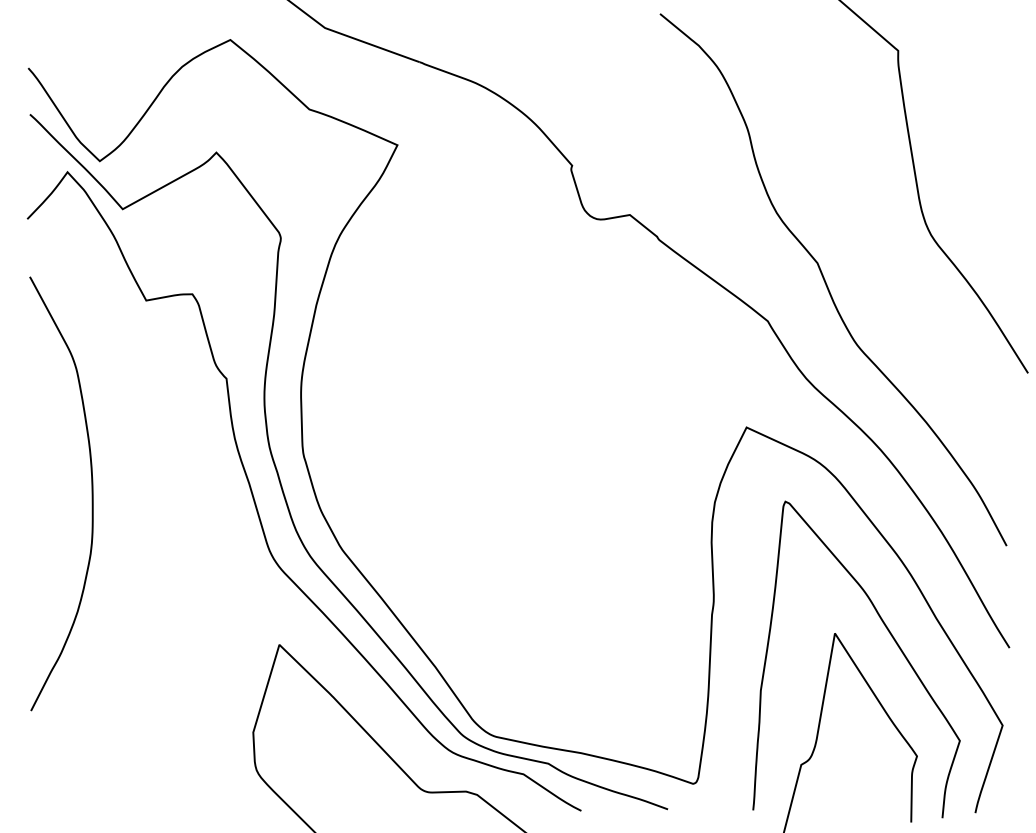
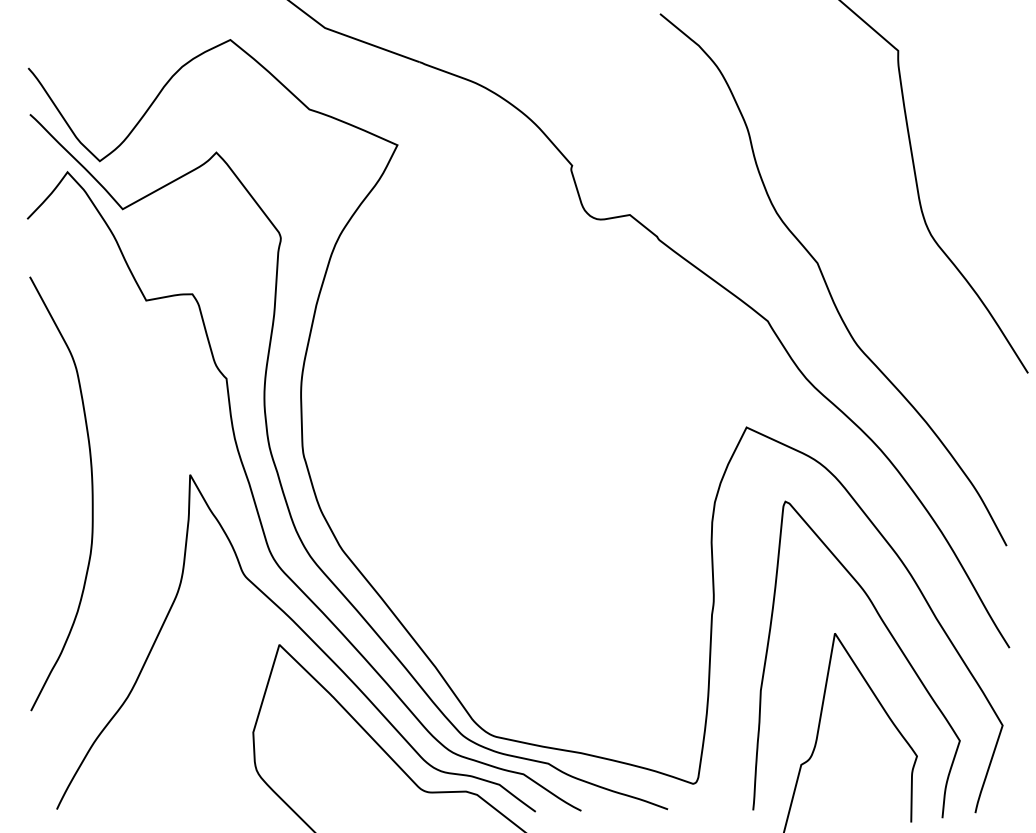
curve: none -> present (304, 633)
